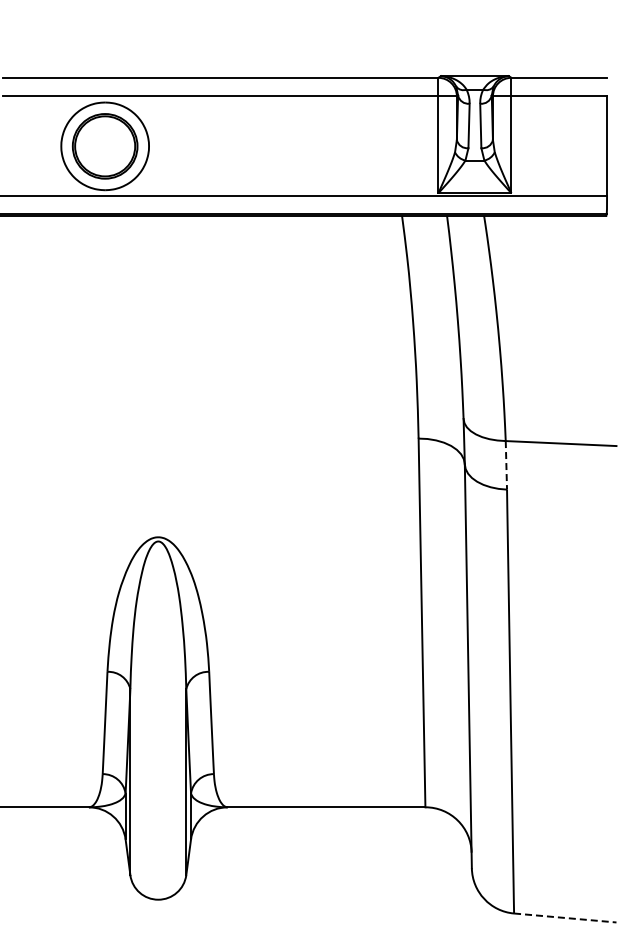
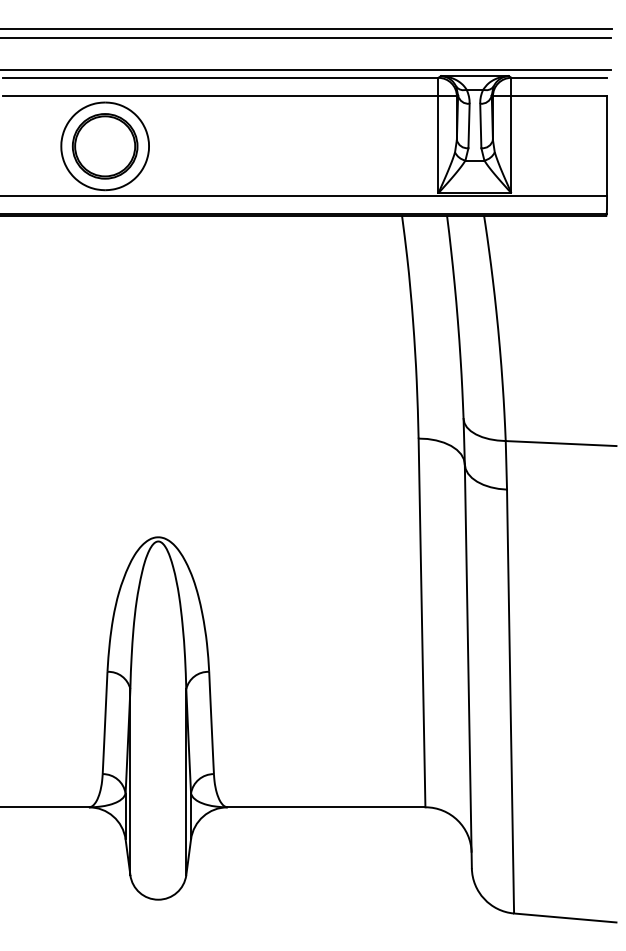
line: none -> present (306, 28)
line: none -> present (306, 37)
line: none -> present (306, 70)
line: dashed -> solid (506, 465)
line: dashed -> solid (565, 918)
